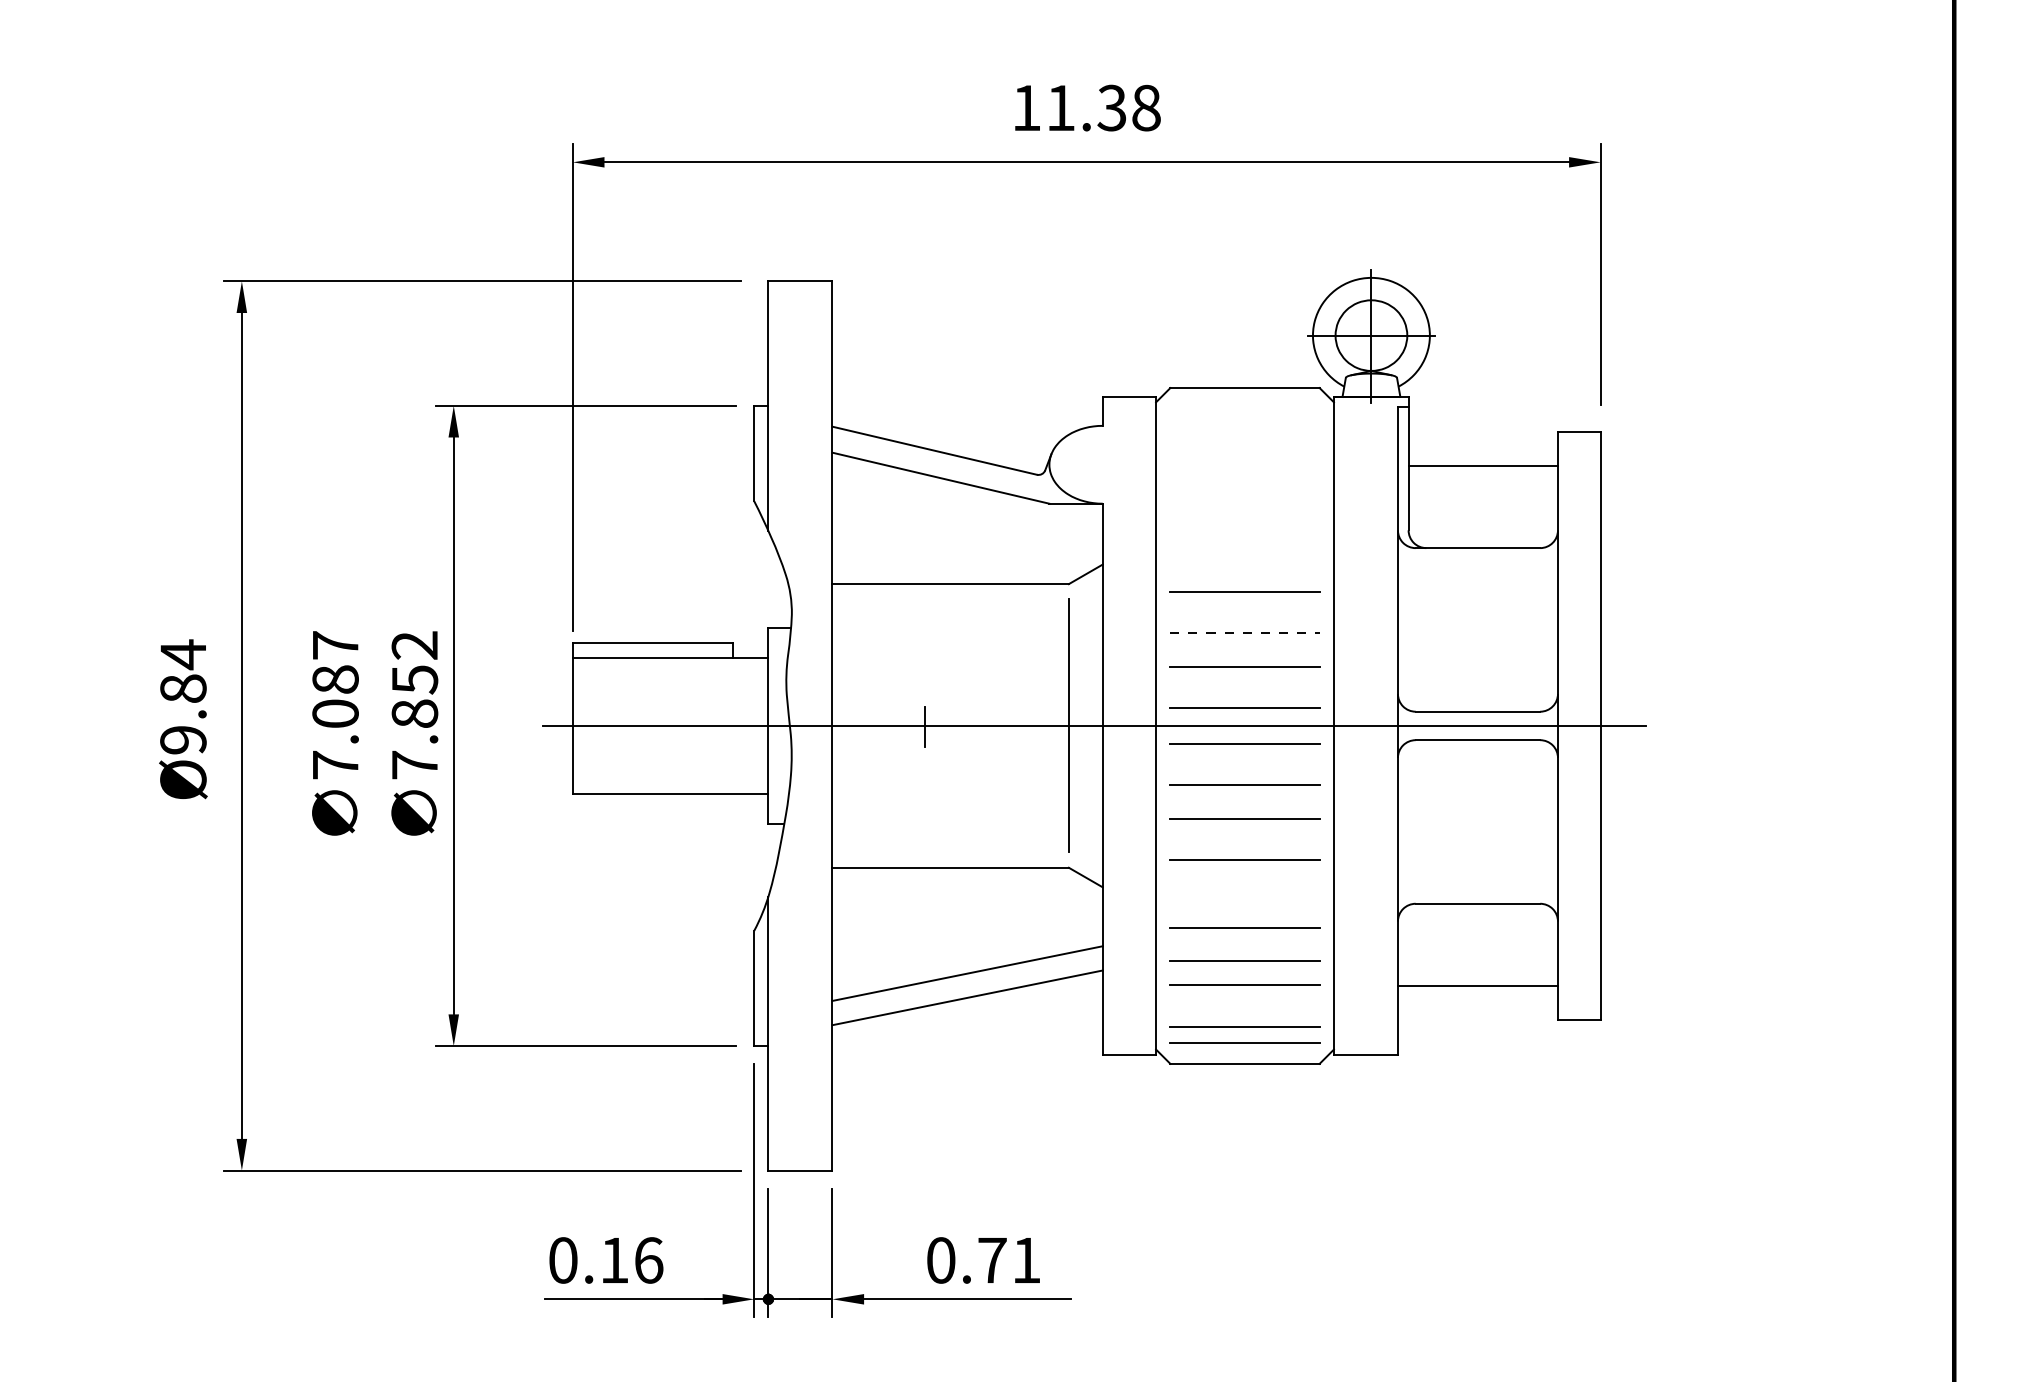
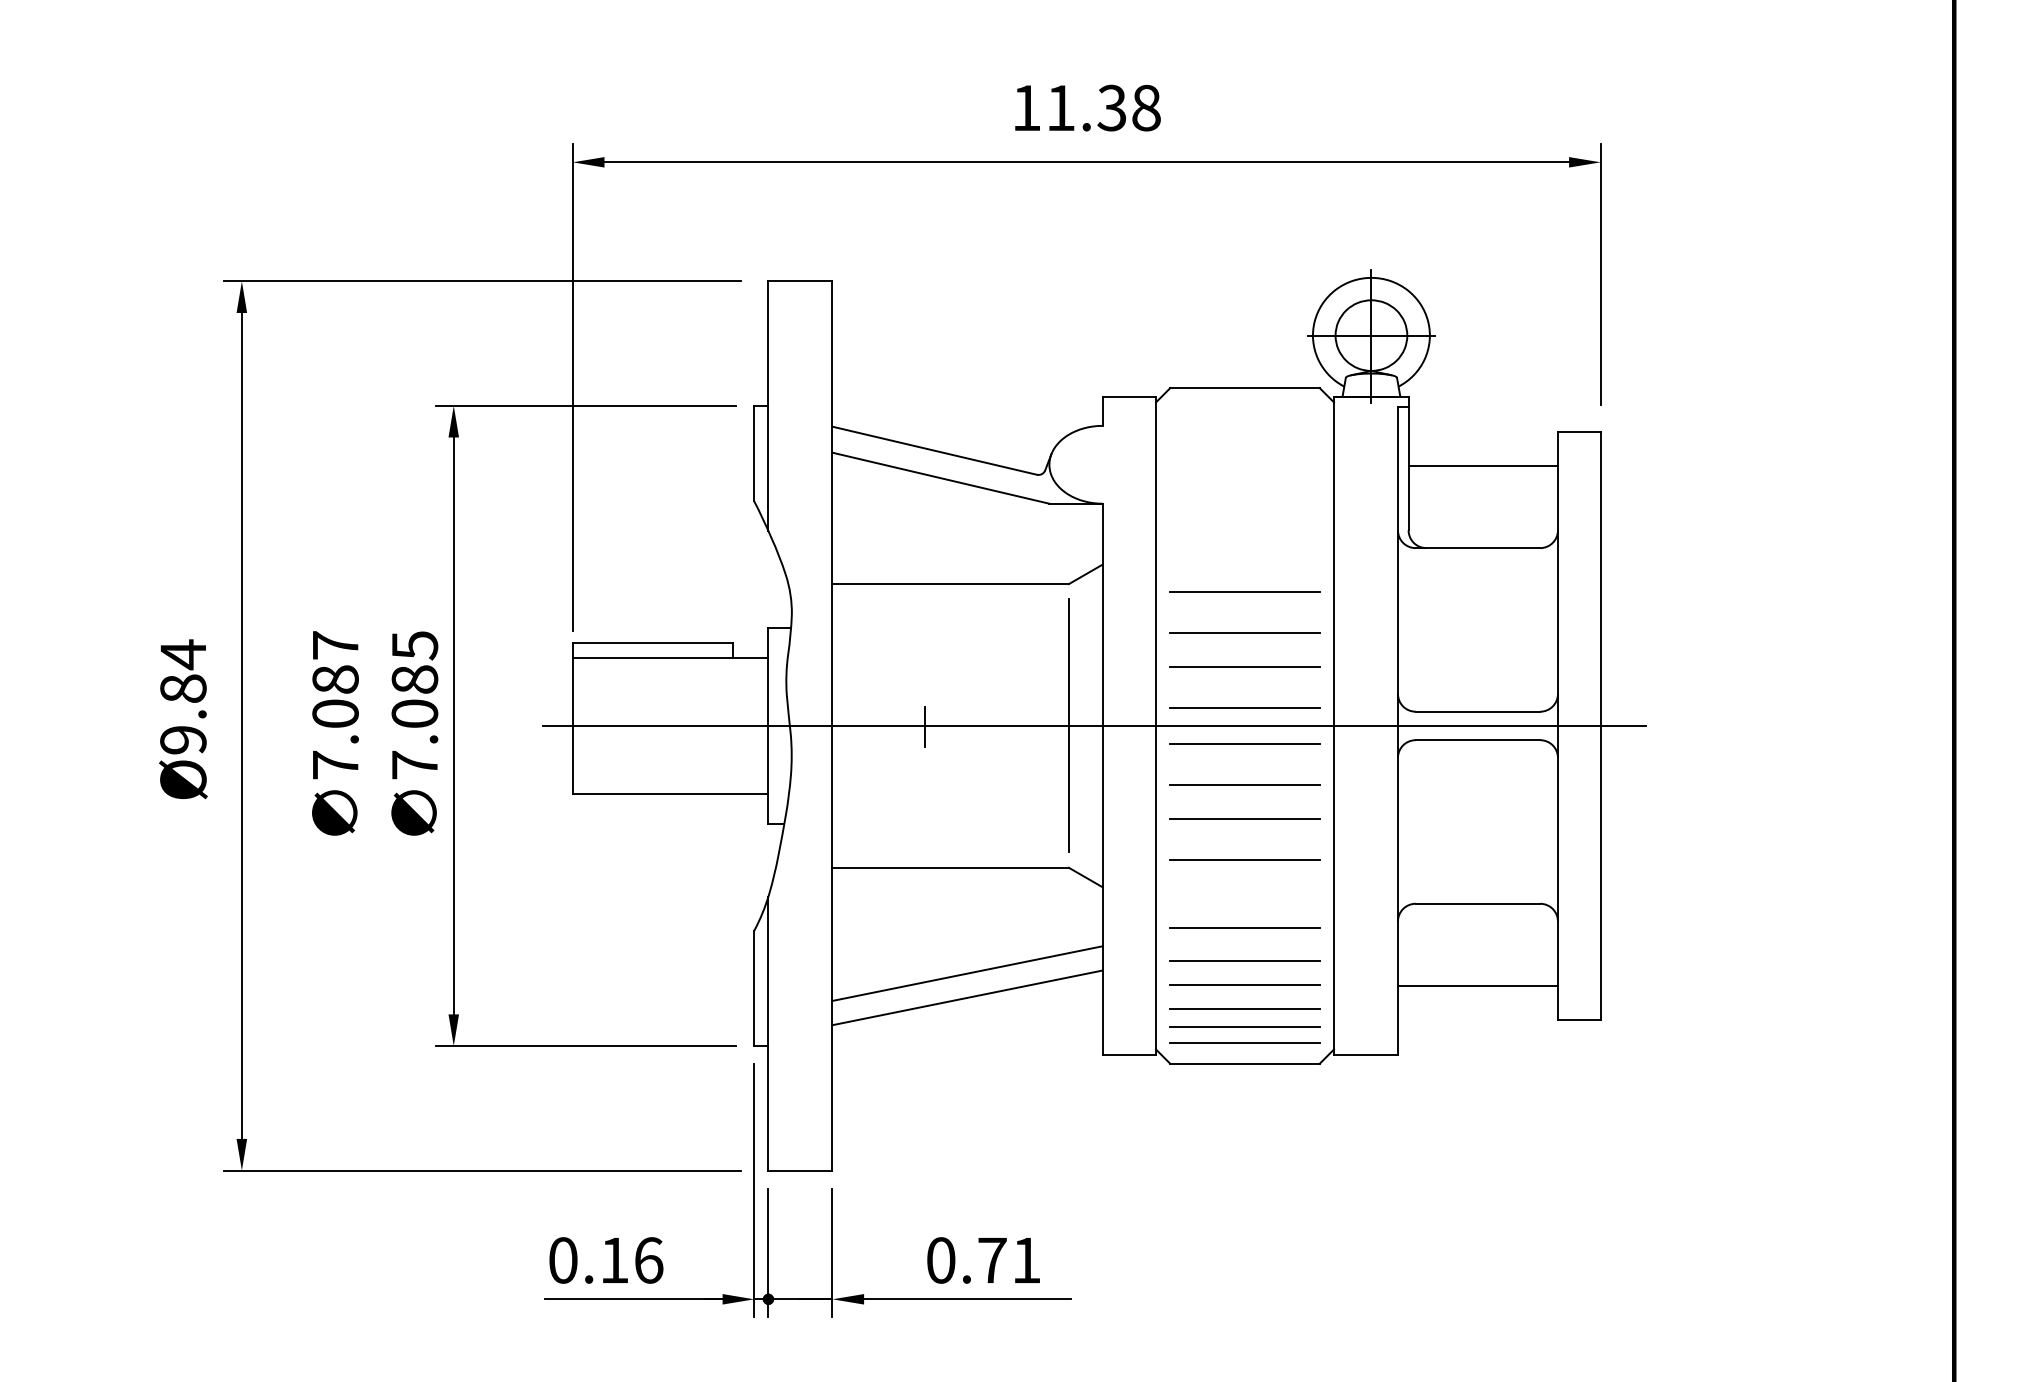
line: dashed -> solid (1245, 632)
text: 7.852 -> 7.085 (414, 679)
line: none -> present (1244, 1009)
